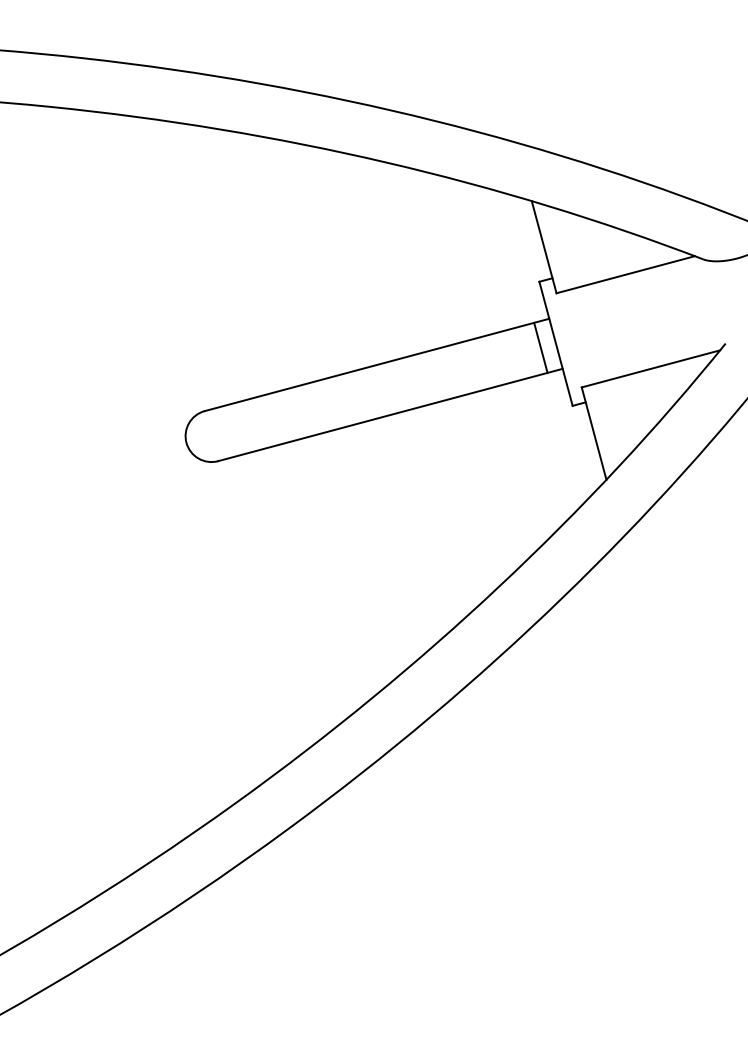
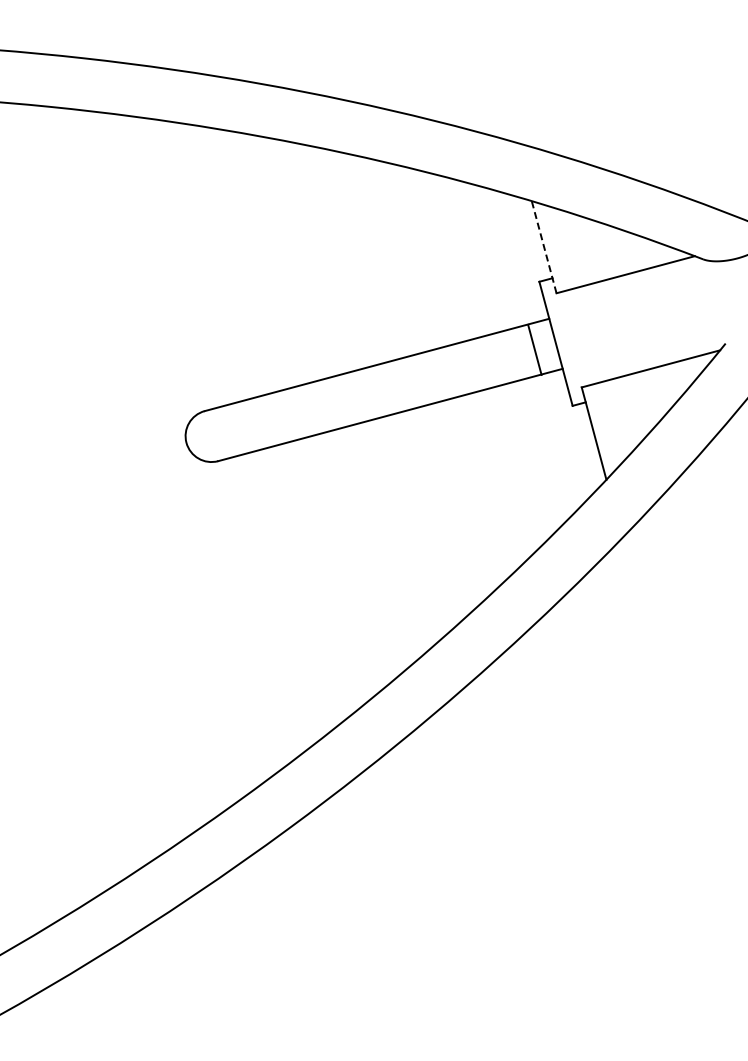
line: solid -> dashed (544, 247)
line position: (540, 347) -> (534, 349) (534, 349)
